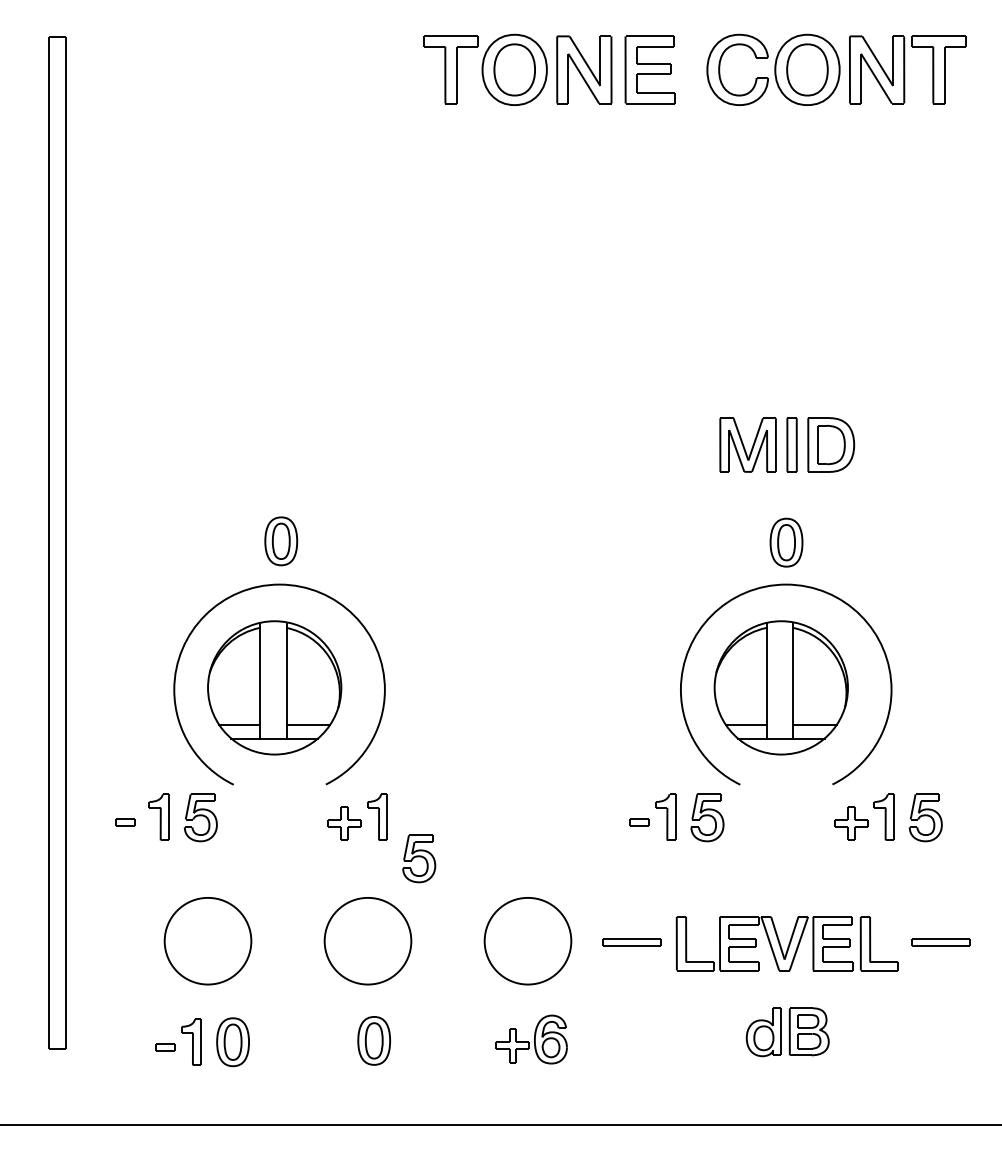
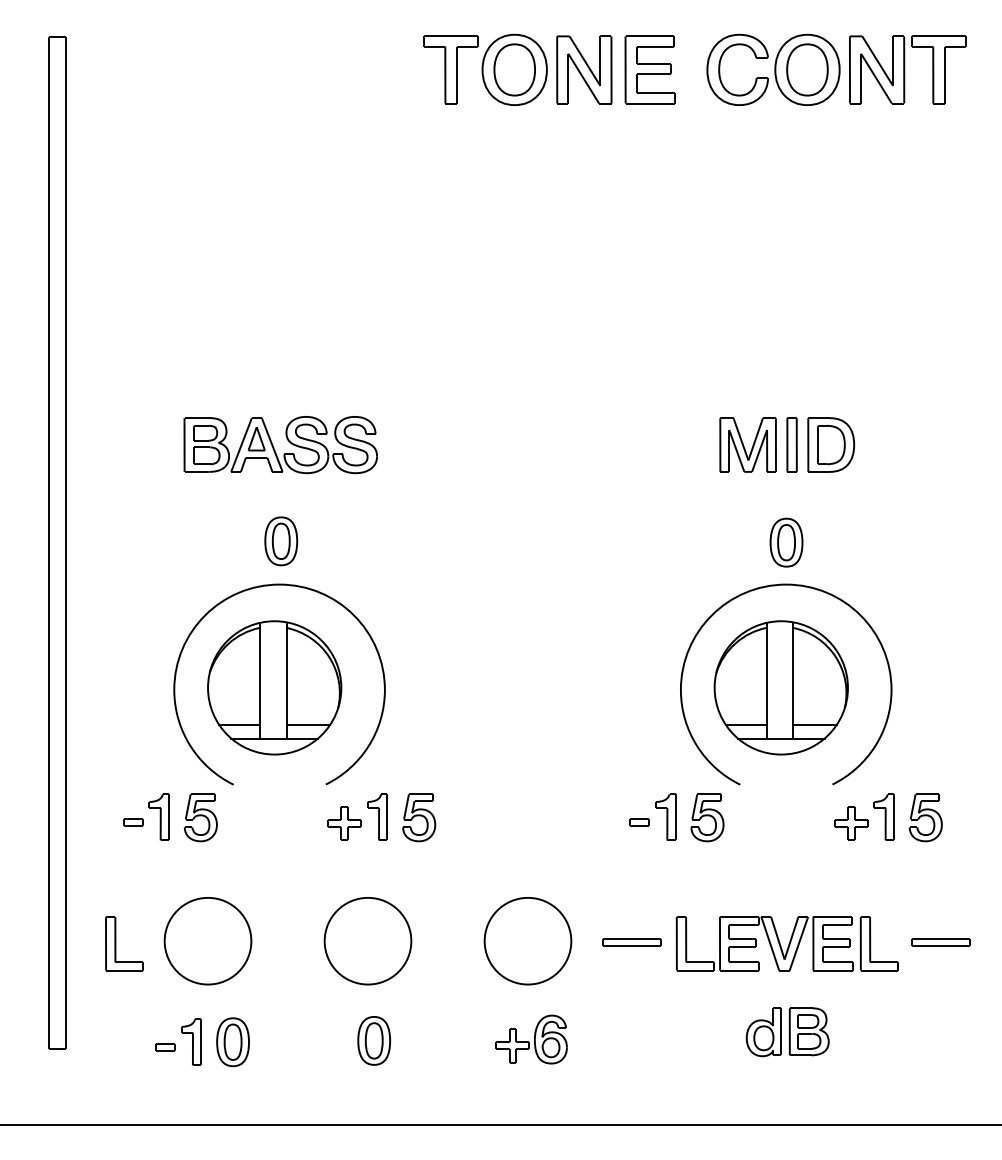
part: none -> present (274, 447)
part position: (125, 822) -> (133, 822) (133, 822)
part position: (419, 858) -> (419, 817) (419, 817)
part: none -> present (116, 943)
